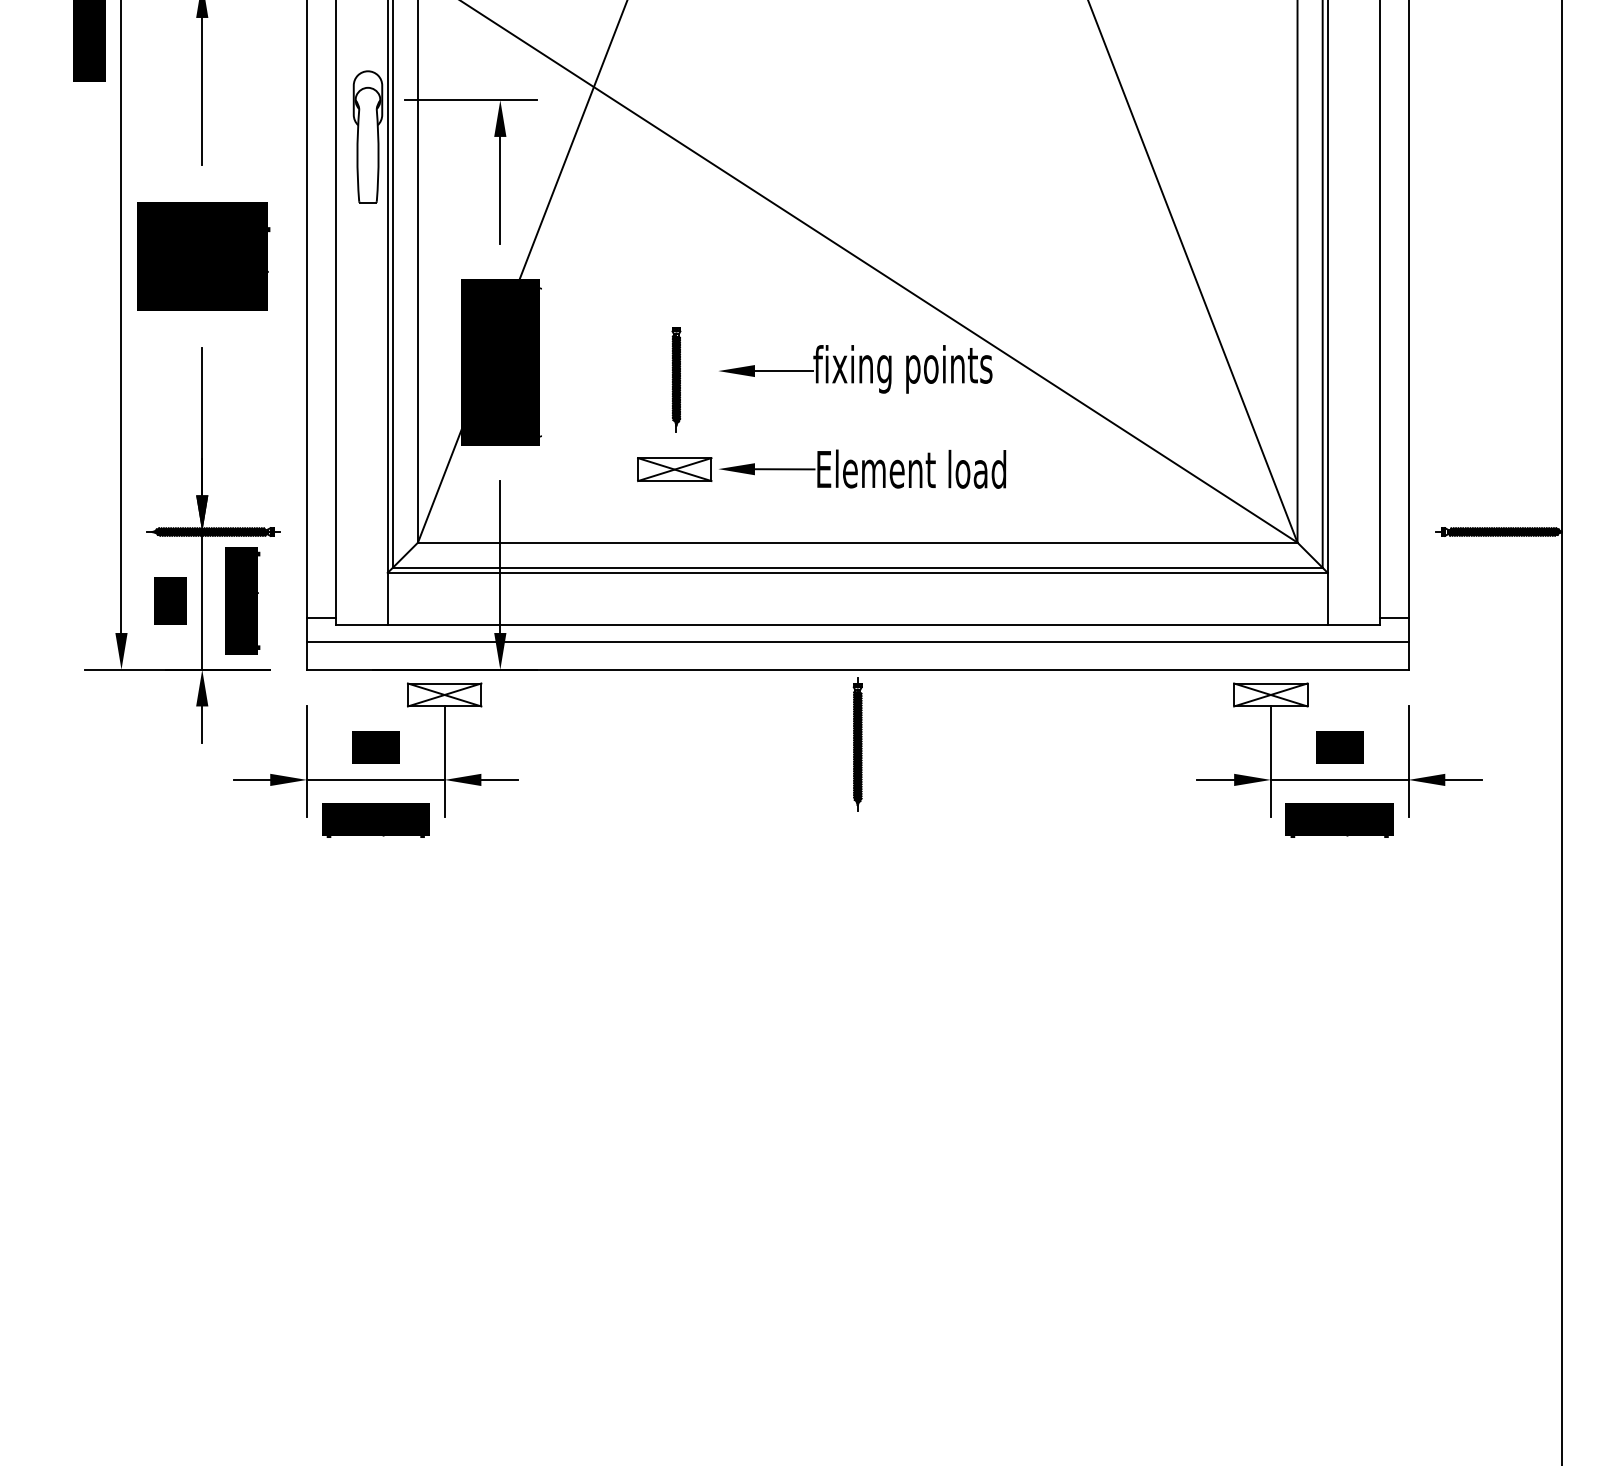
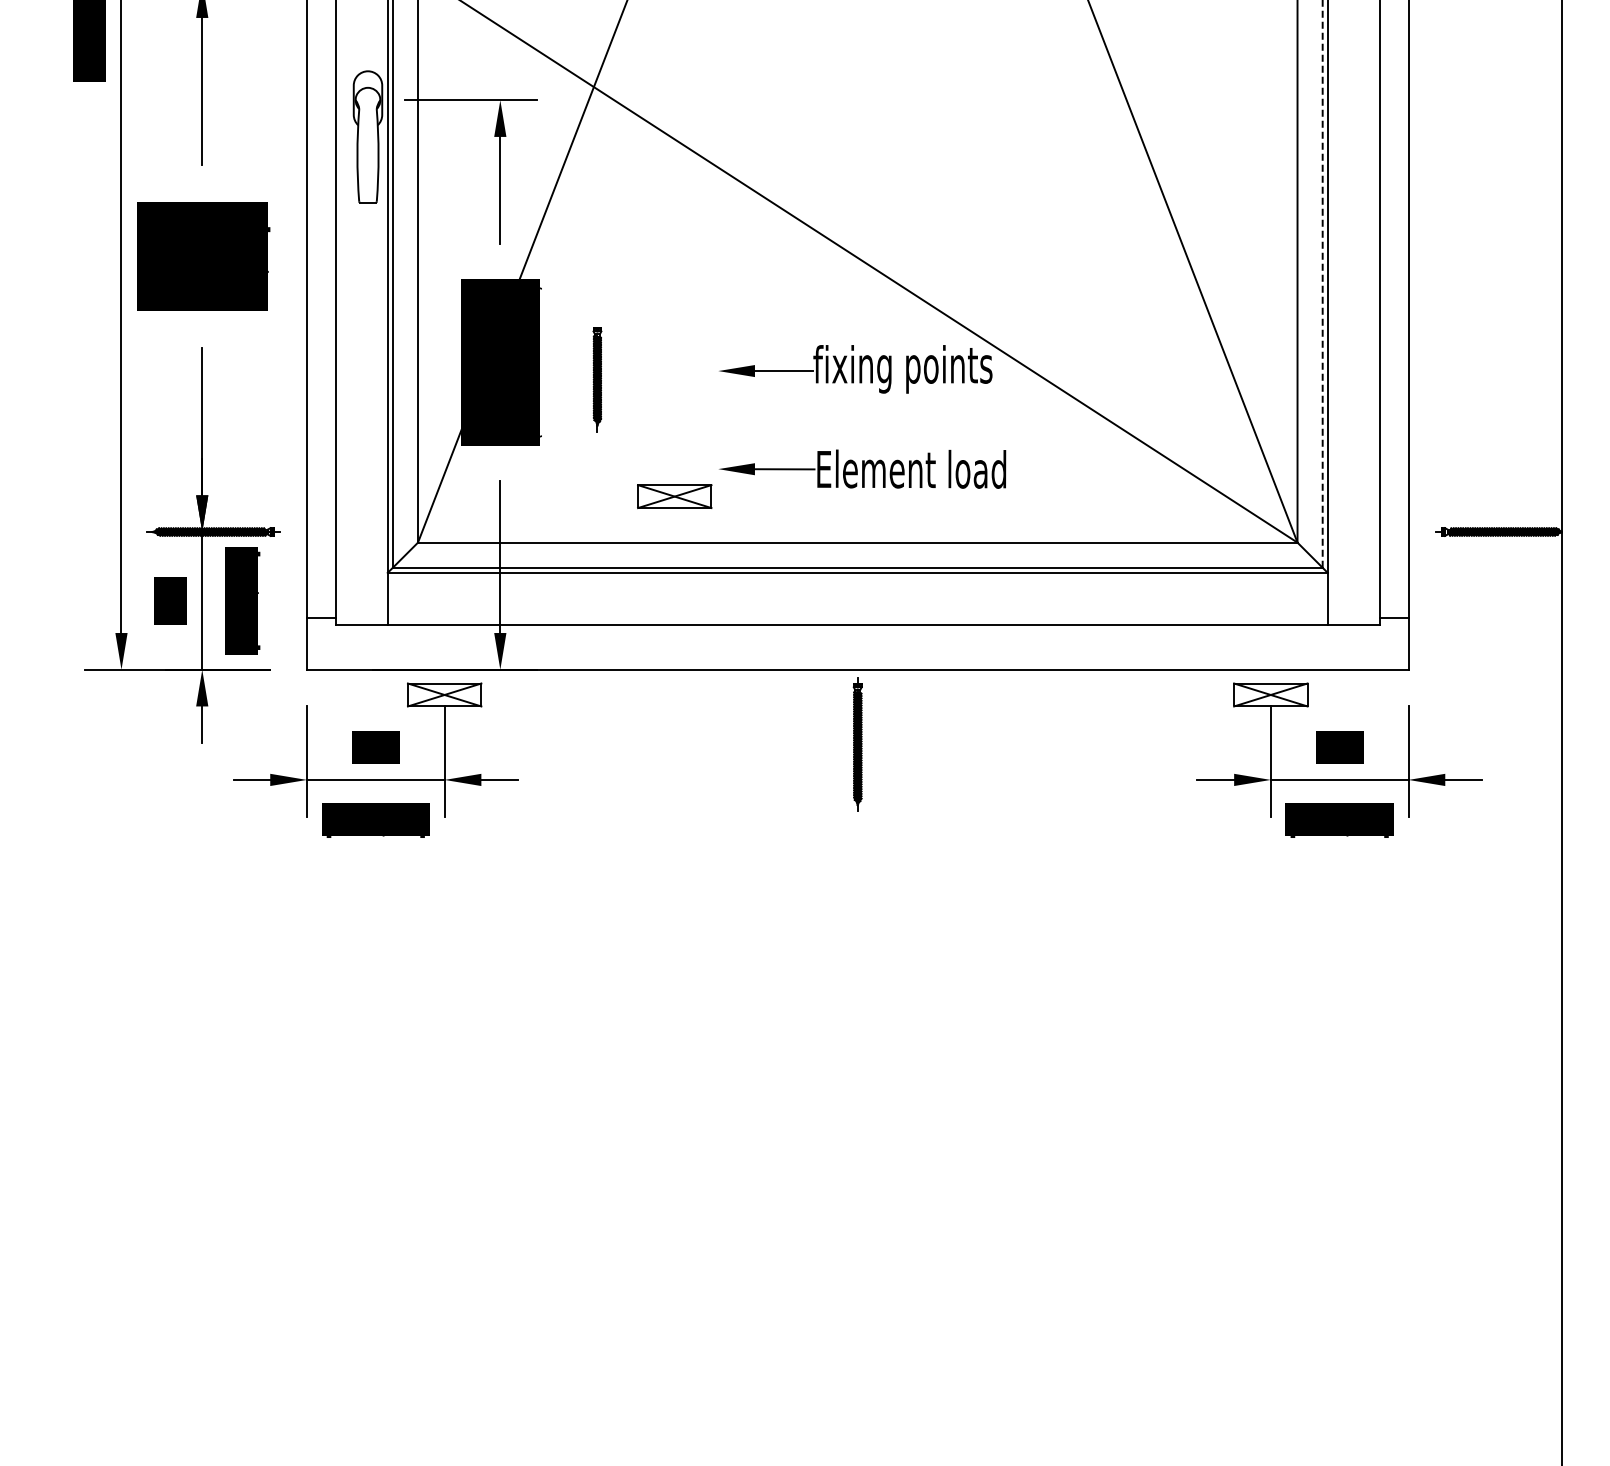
line: solid -> dashed (1322, 283)
part position: (676, 379) -> (597, 379) (597, 379)
part position: (674, 469) -> (674, 496) (674, 496)
line: present -> none (857, 642)
